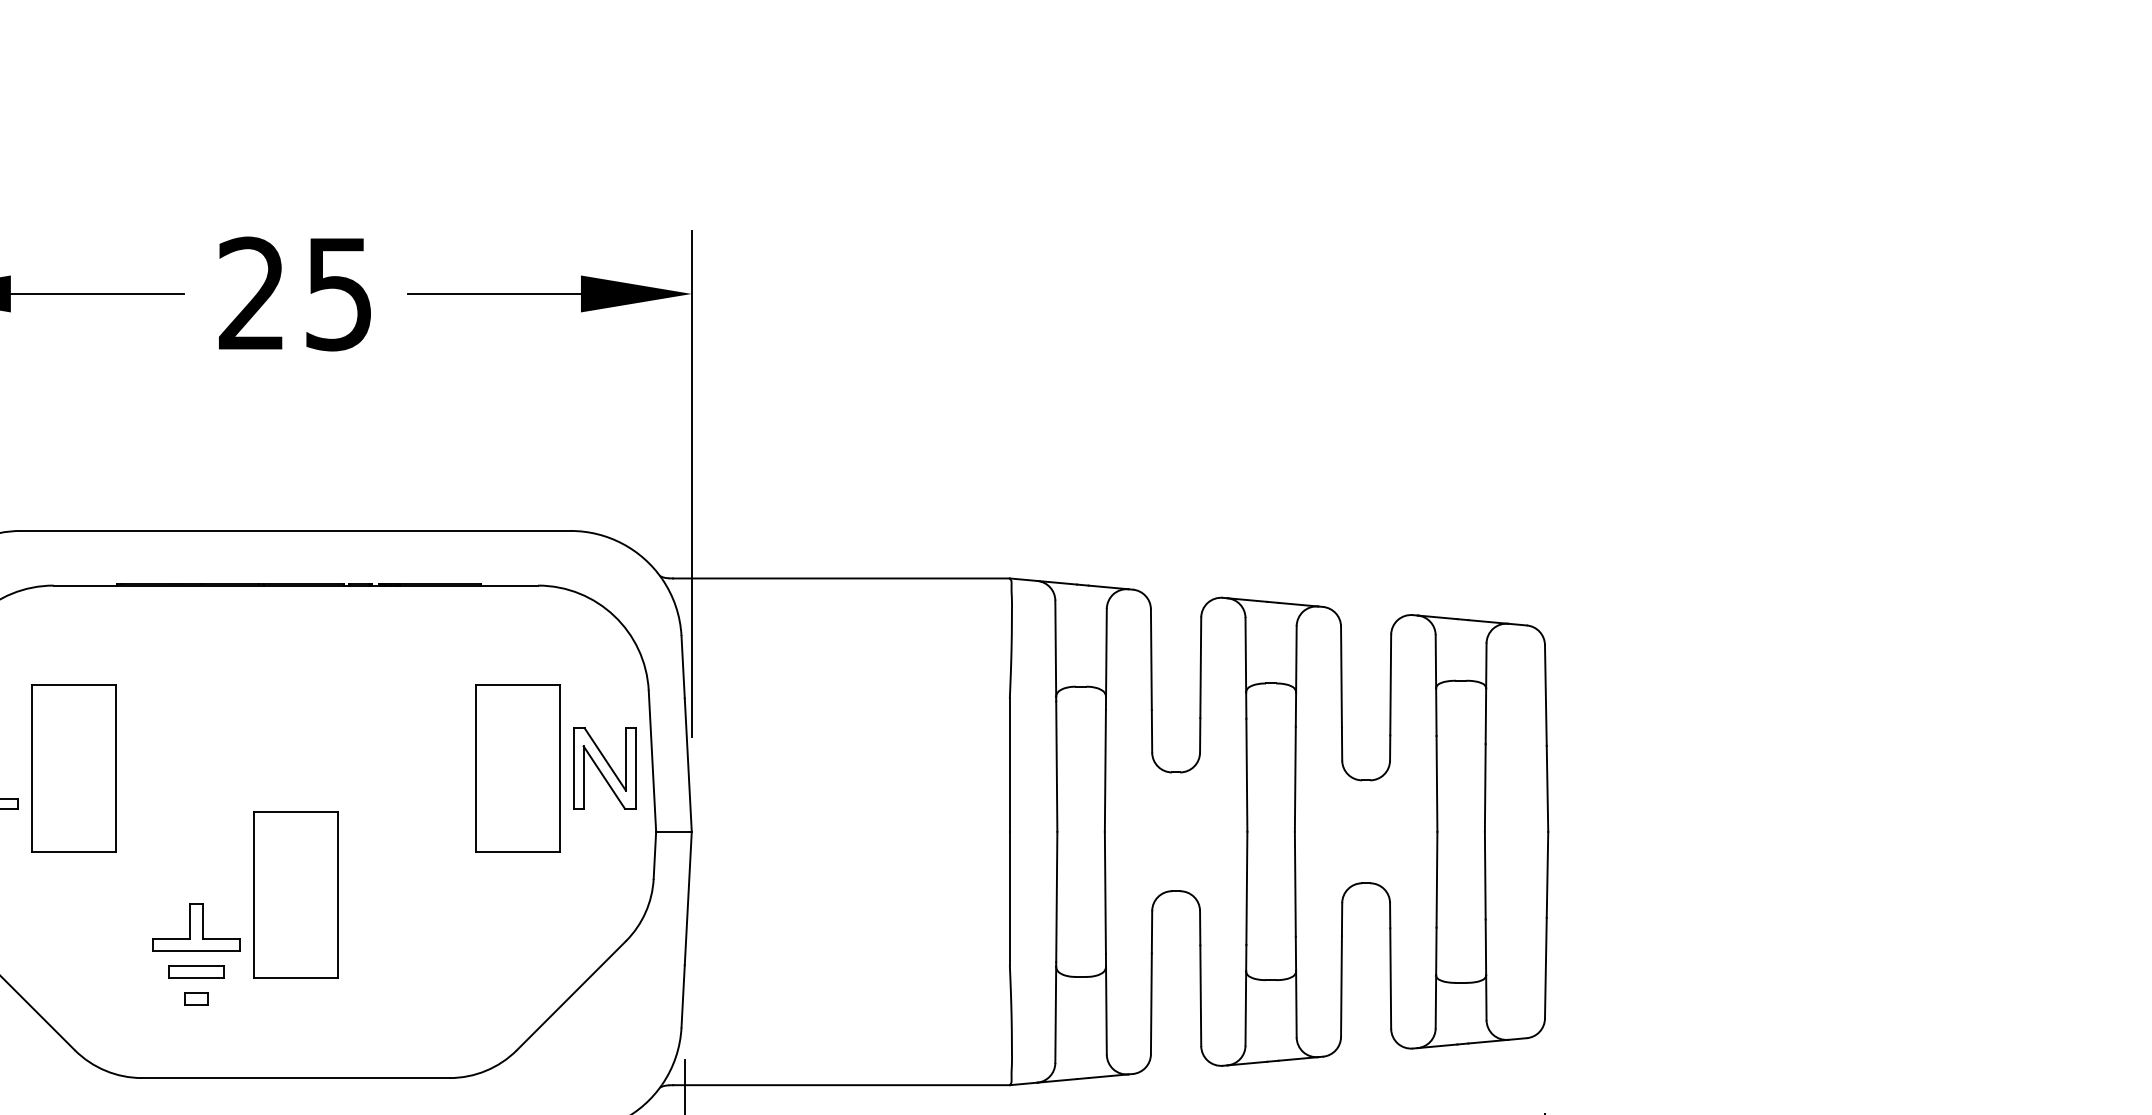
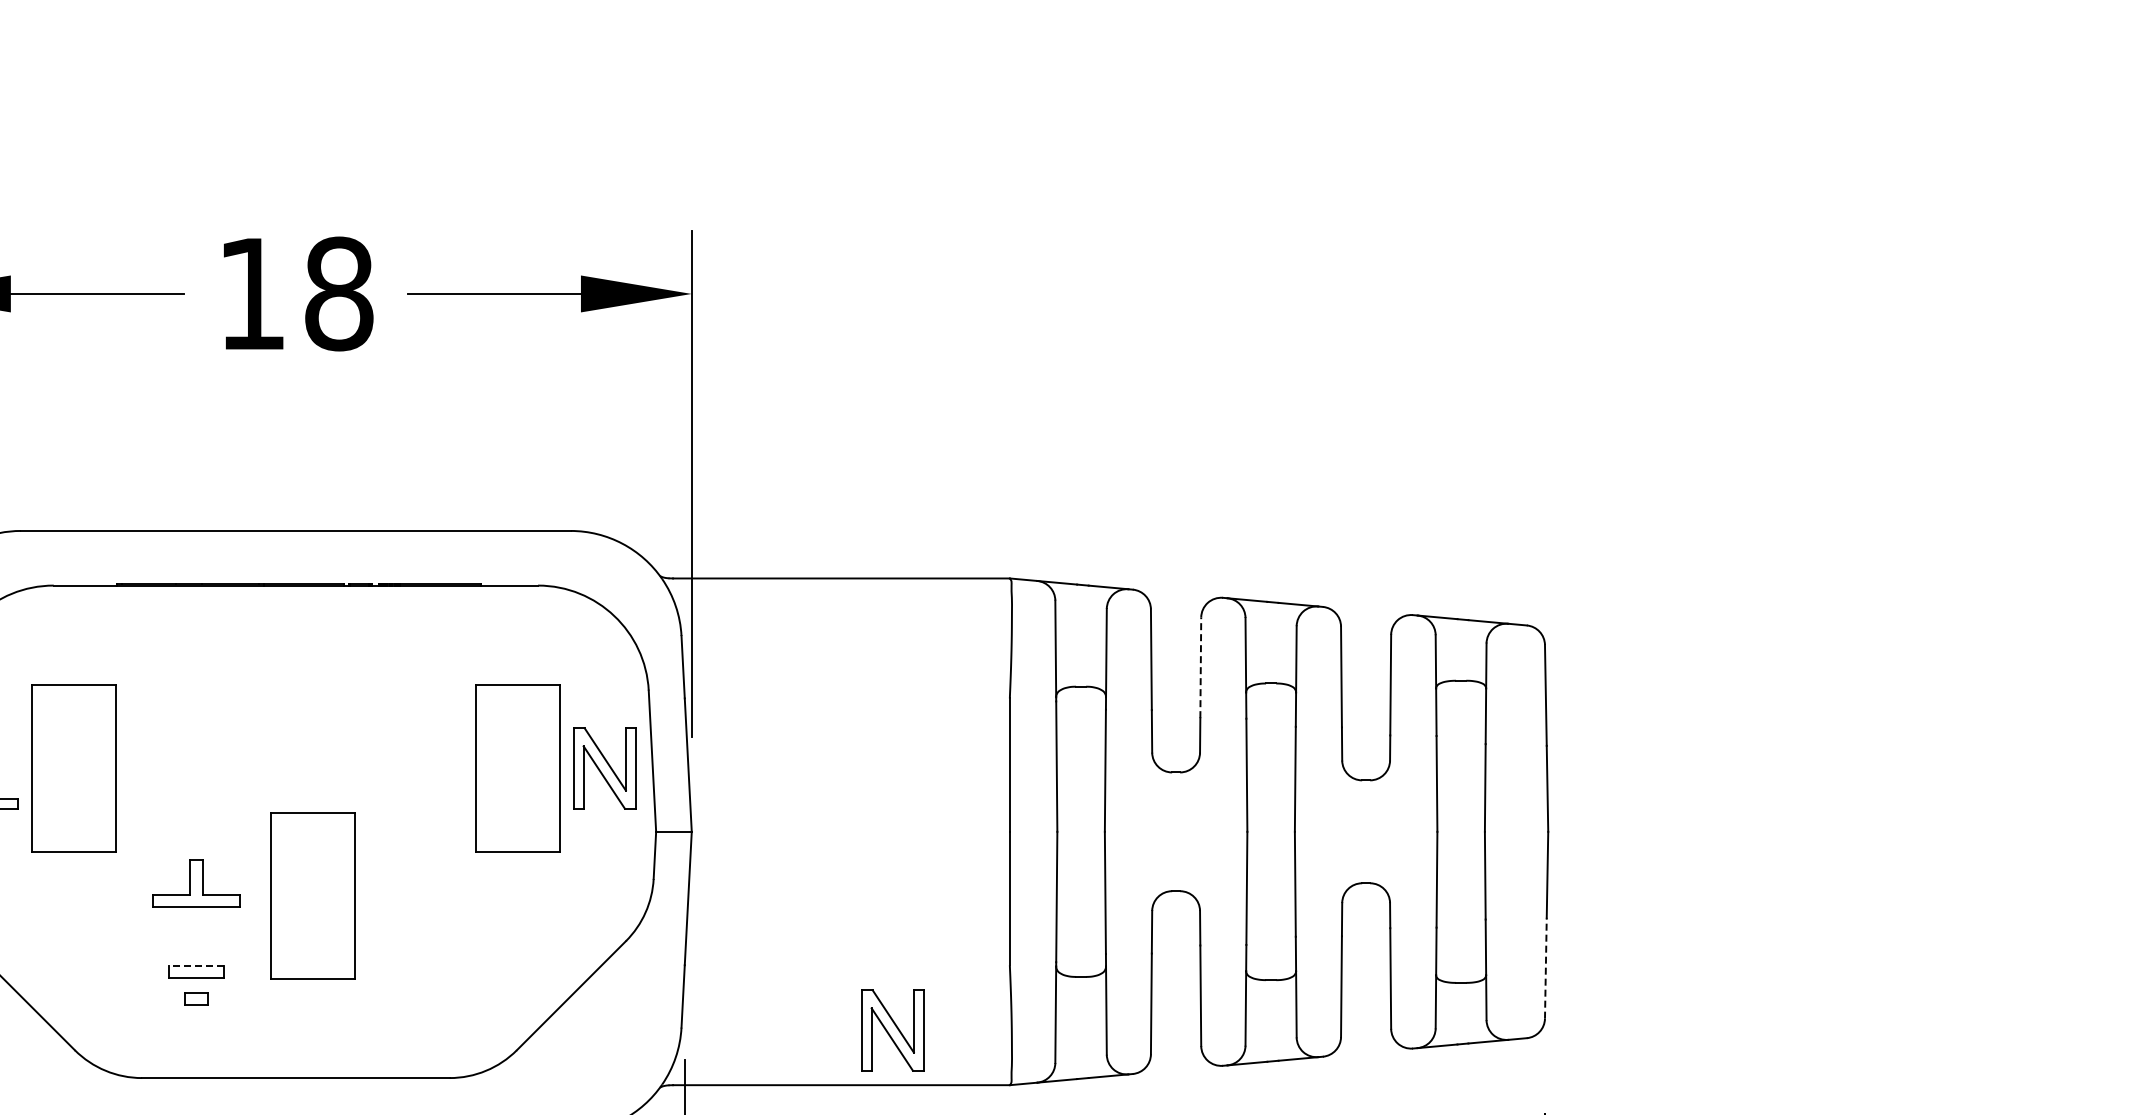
text: 25 -> 18 (296, 293)
line: solid -> dashed (1200, 667)
part position: (295, 894) -> (312, 895) (312, 895)
part position: (196, 927) -> (196, 883) (196, 883)
line: solid -> dashed (196, 966)
line: solid -> dashed (1545, 967)
part: none -> present (892, 1030)
